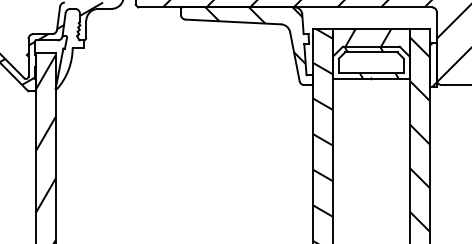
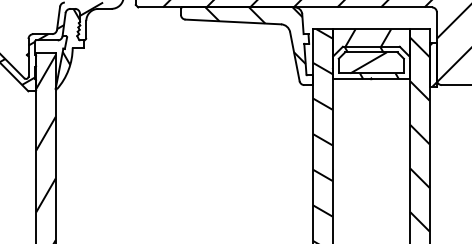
hatch: none -> present (70, 36)
hatch: none -> present (368, 62)
